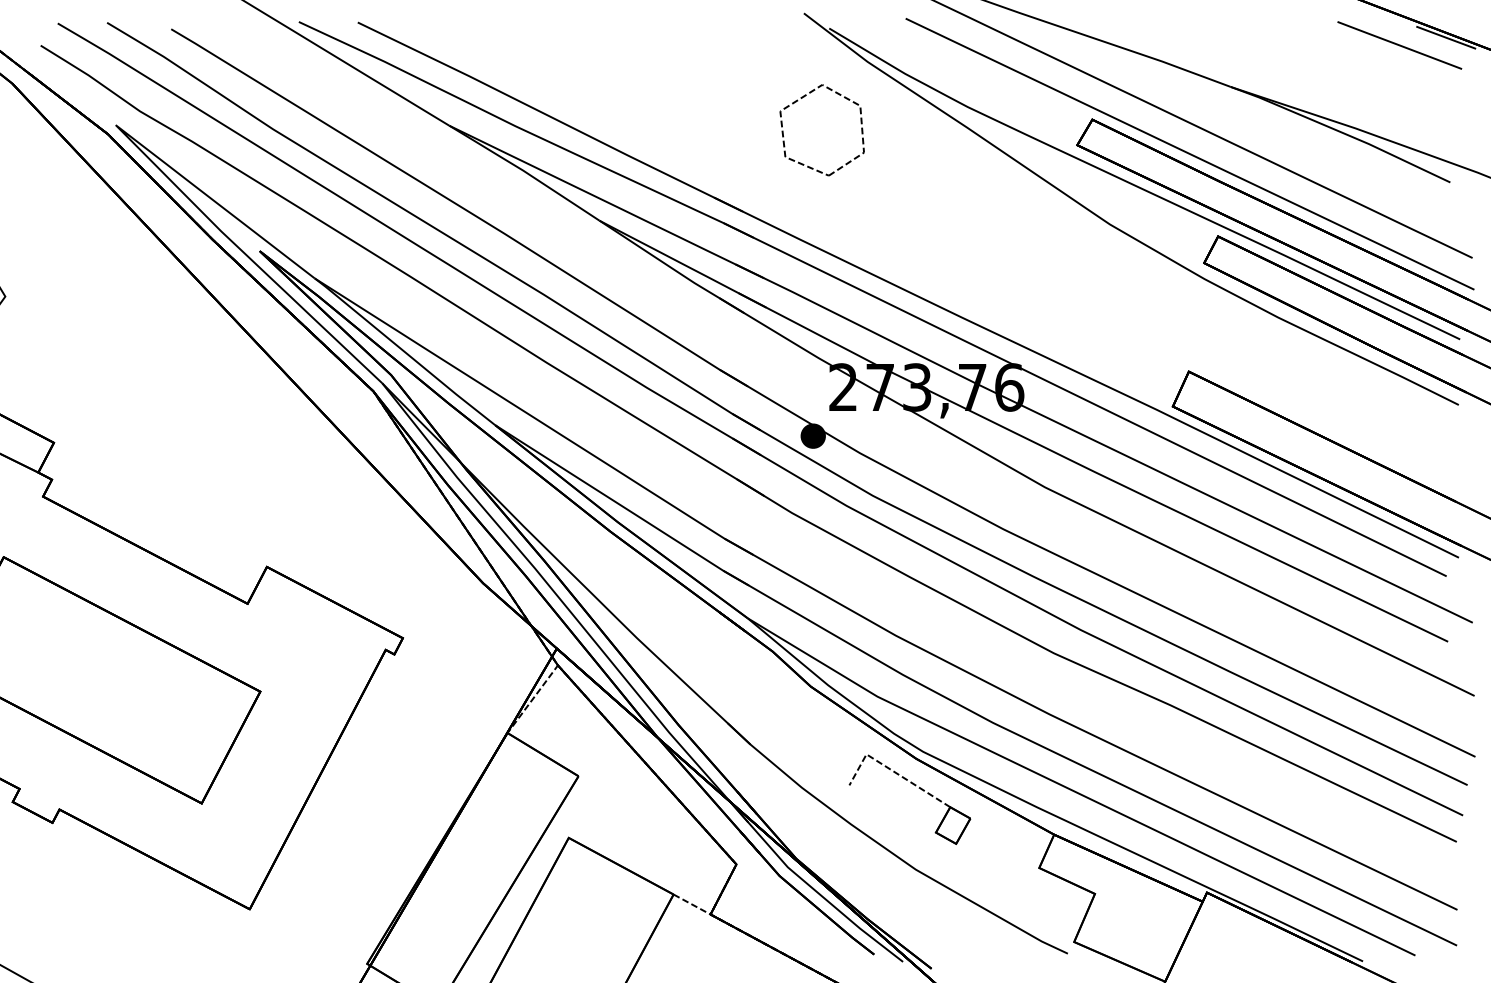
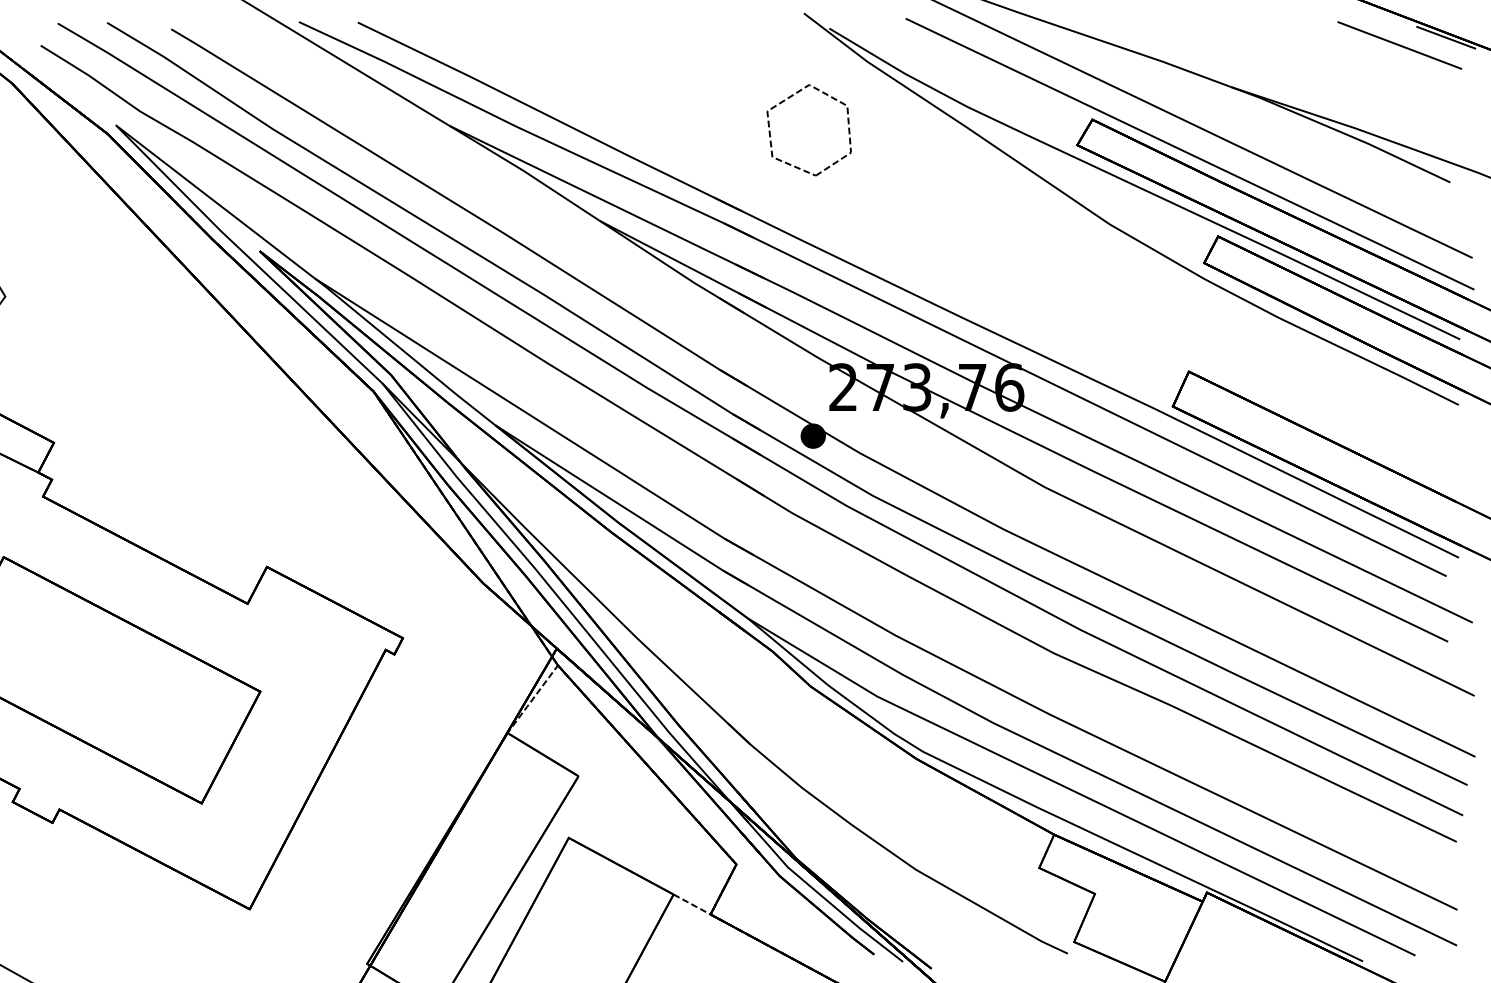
part position: (804, 97) -> (791, 97) (791, 97)
part: present -> none (918, 788)
